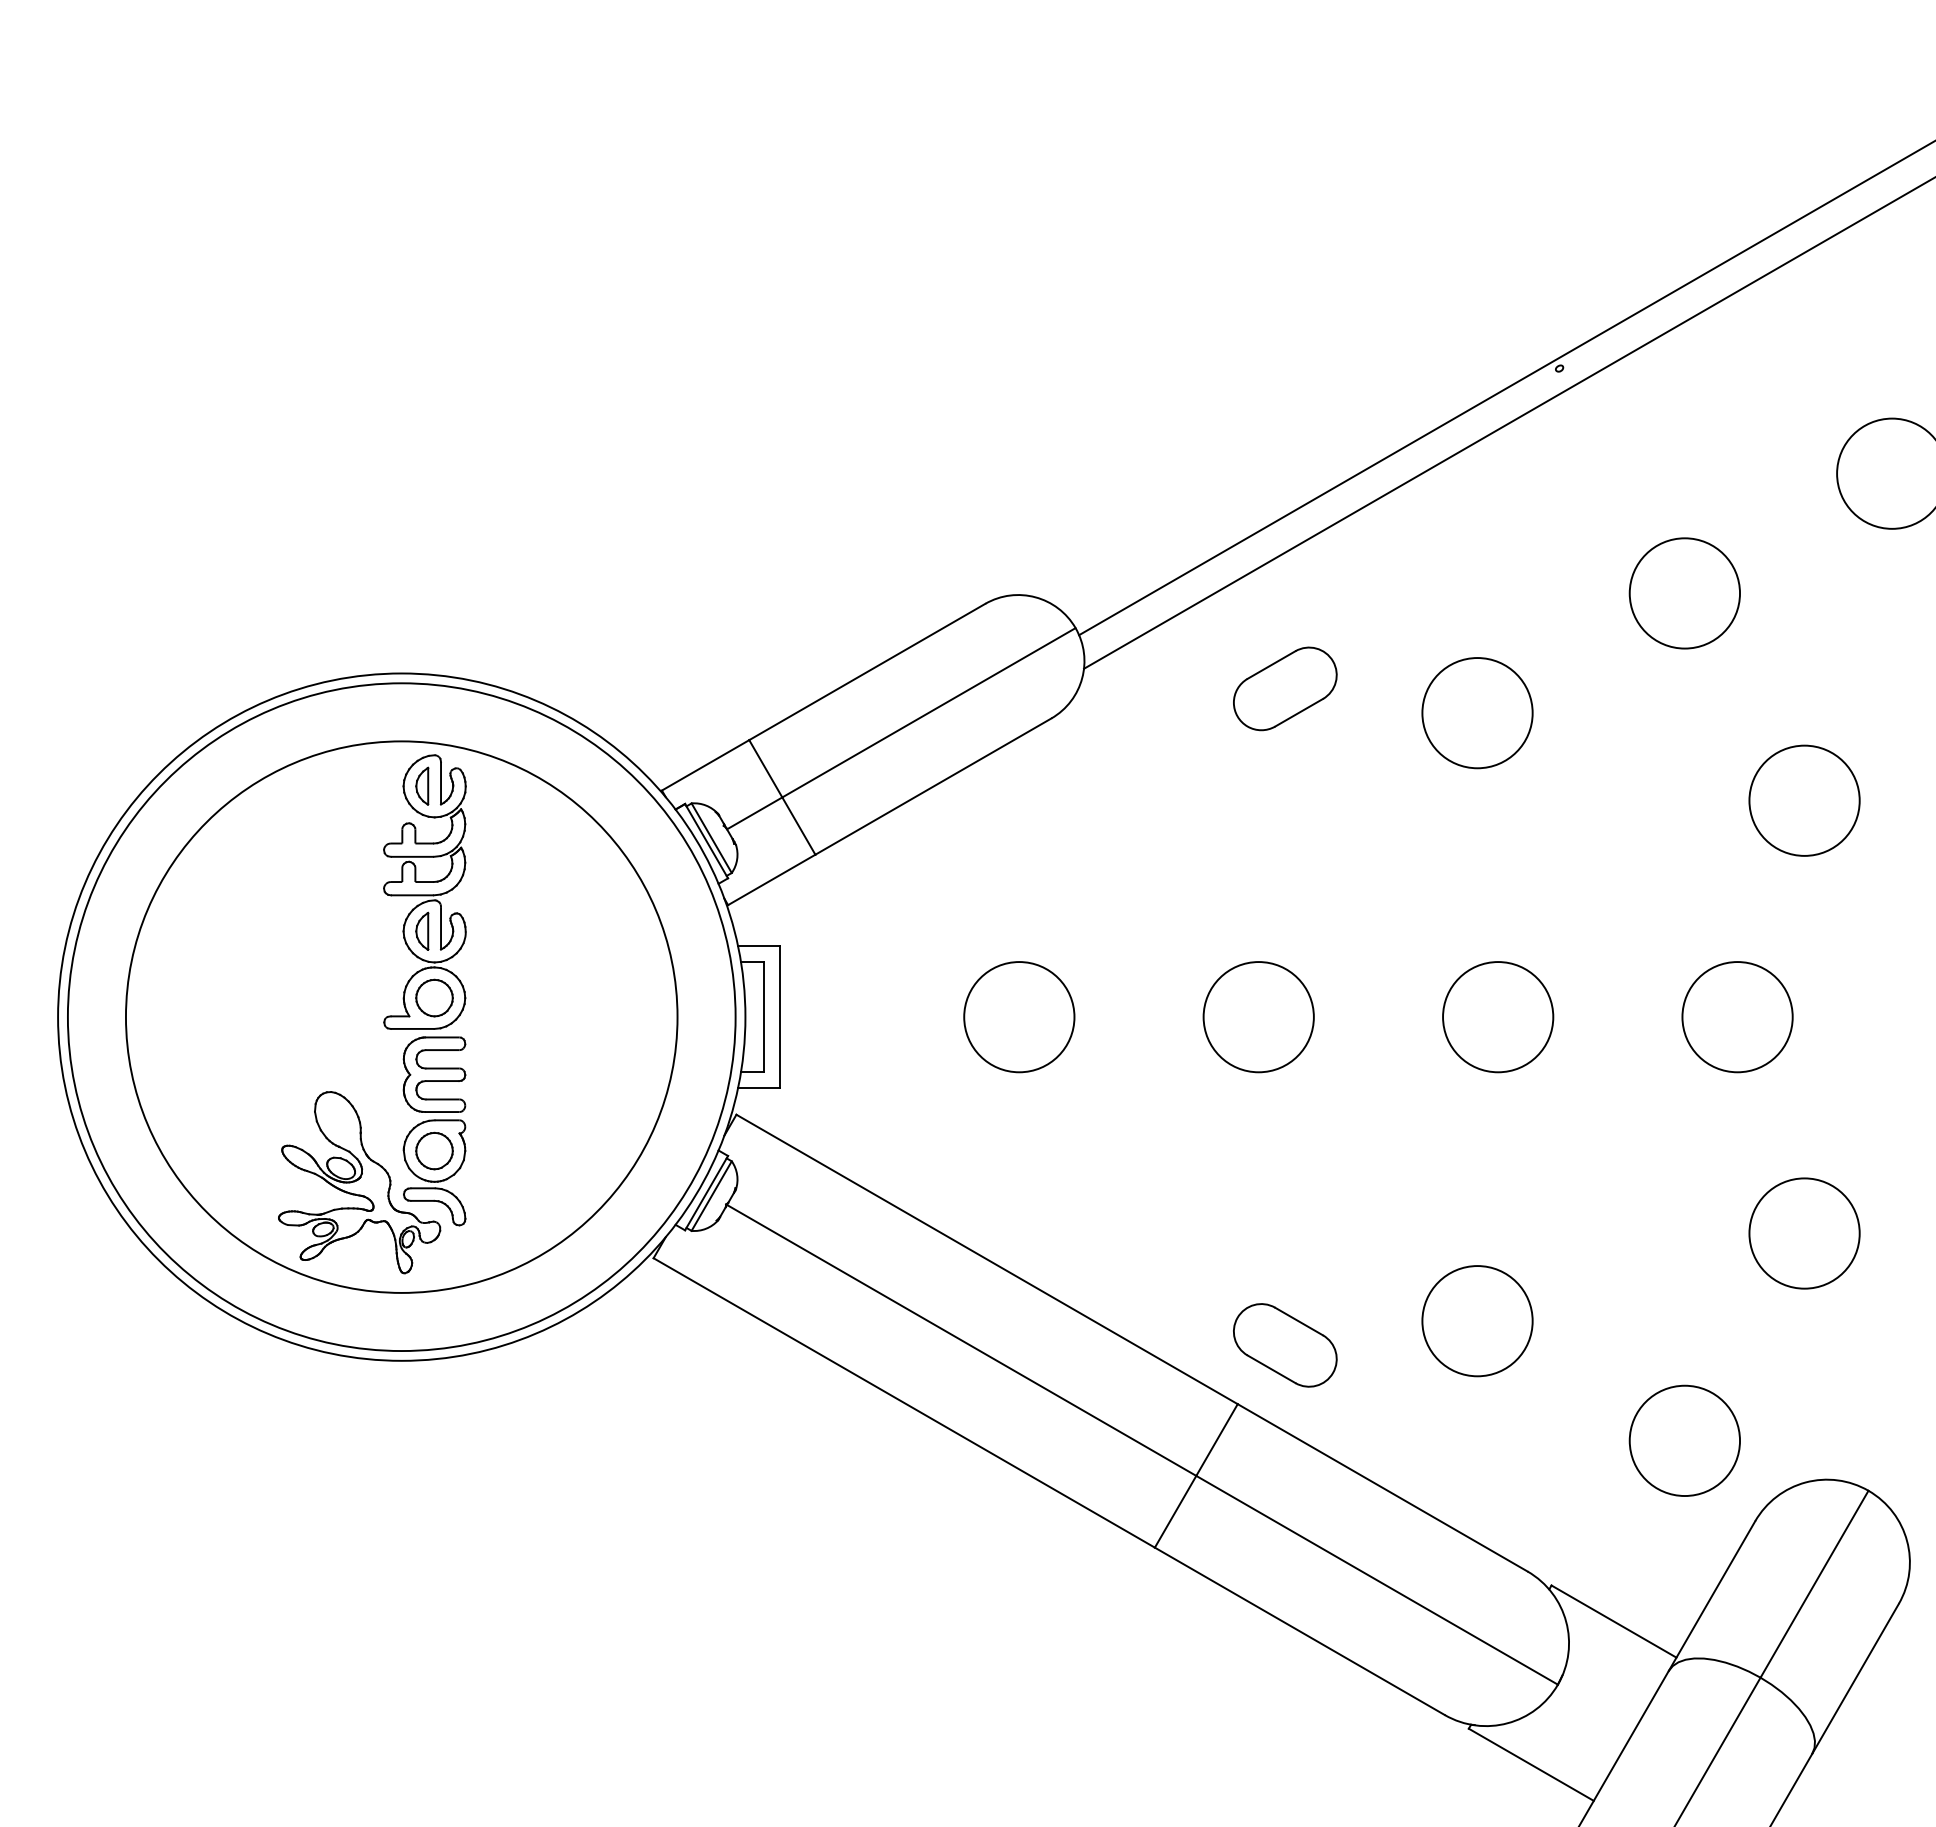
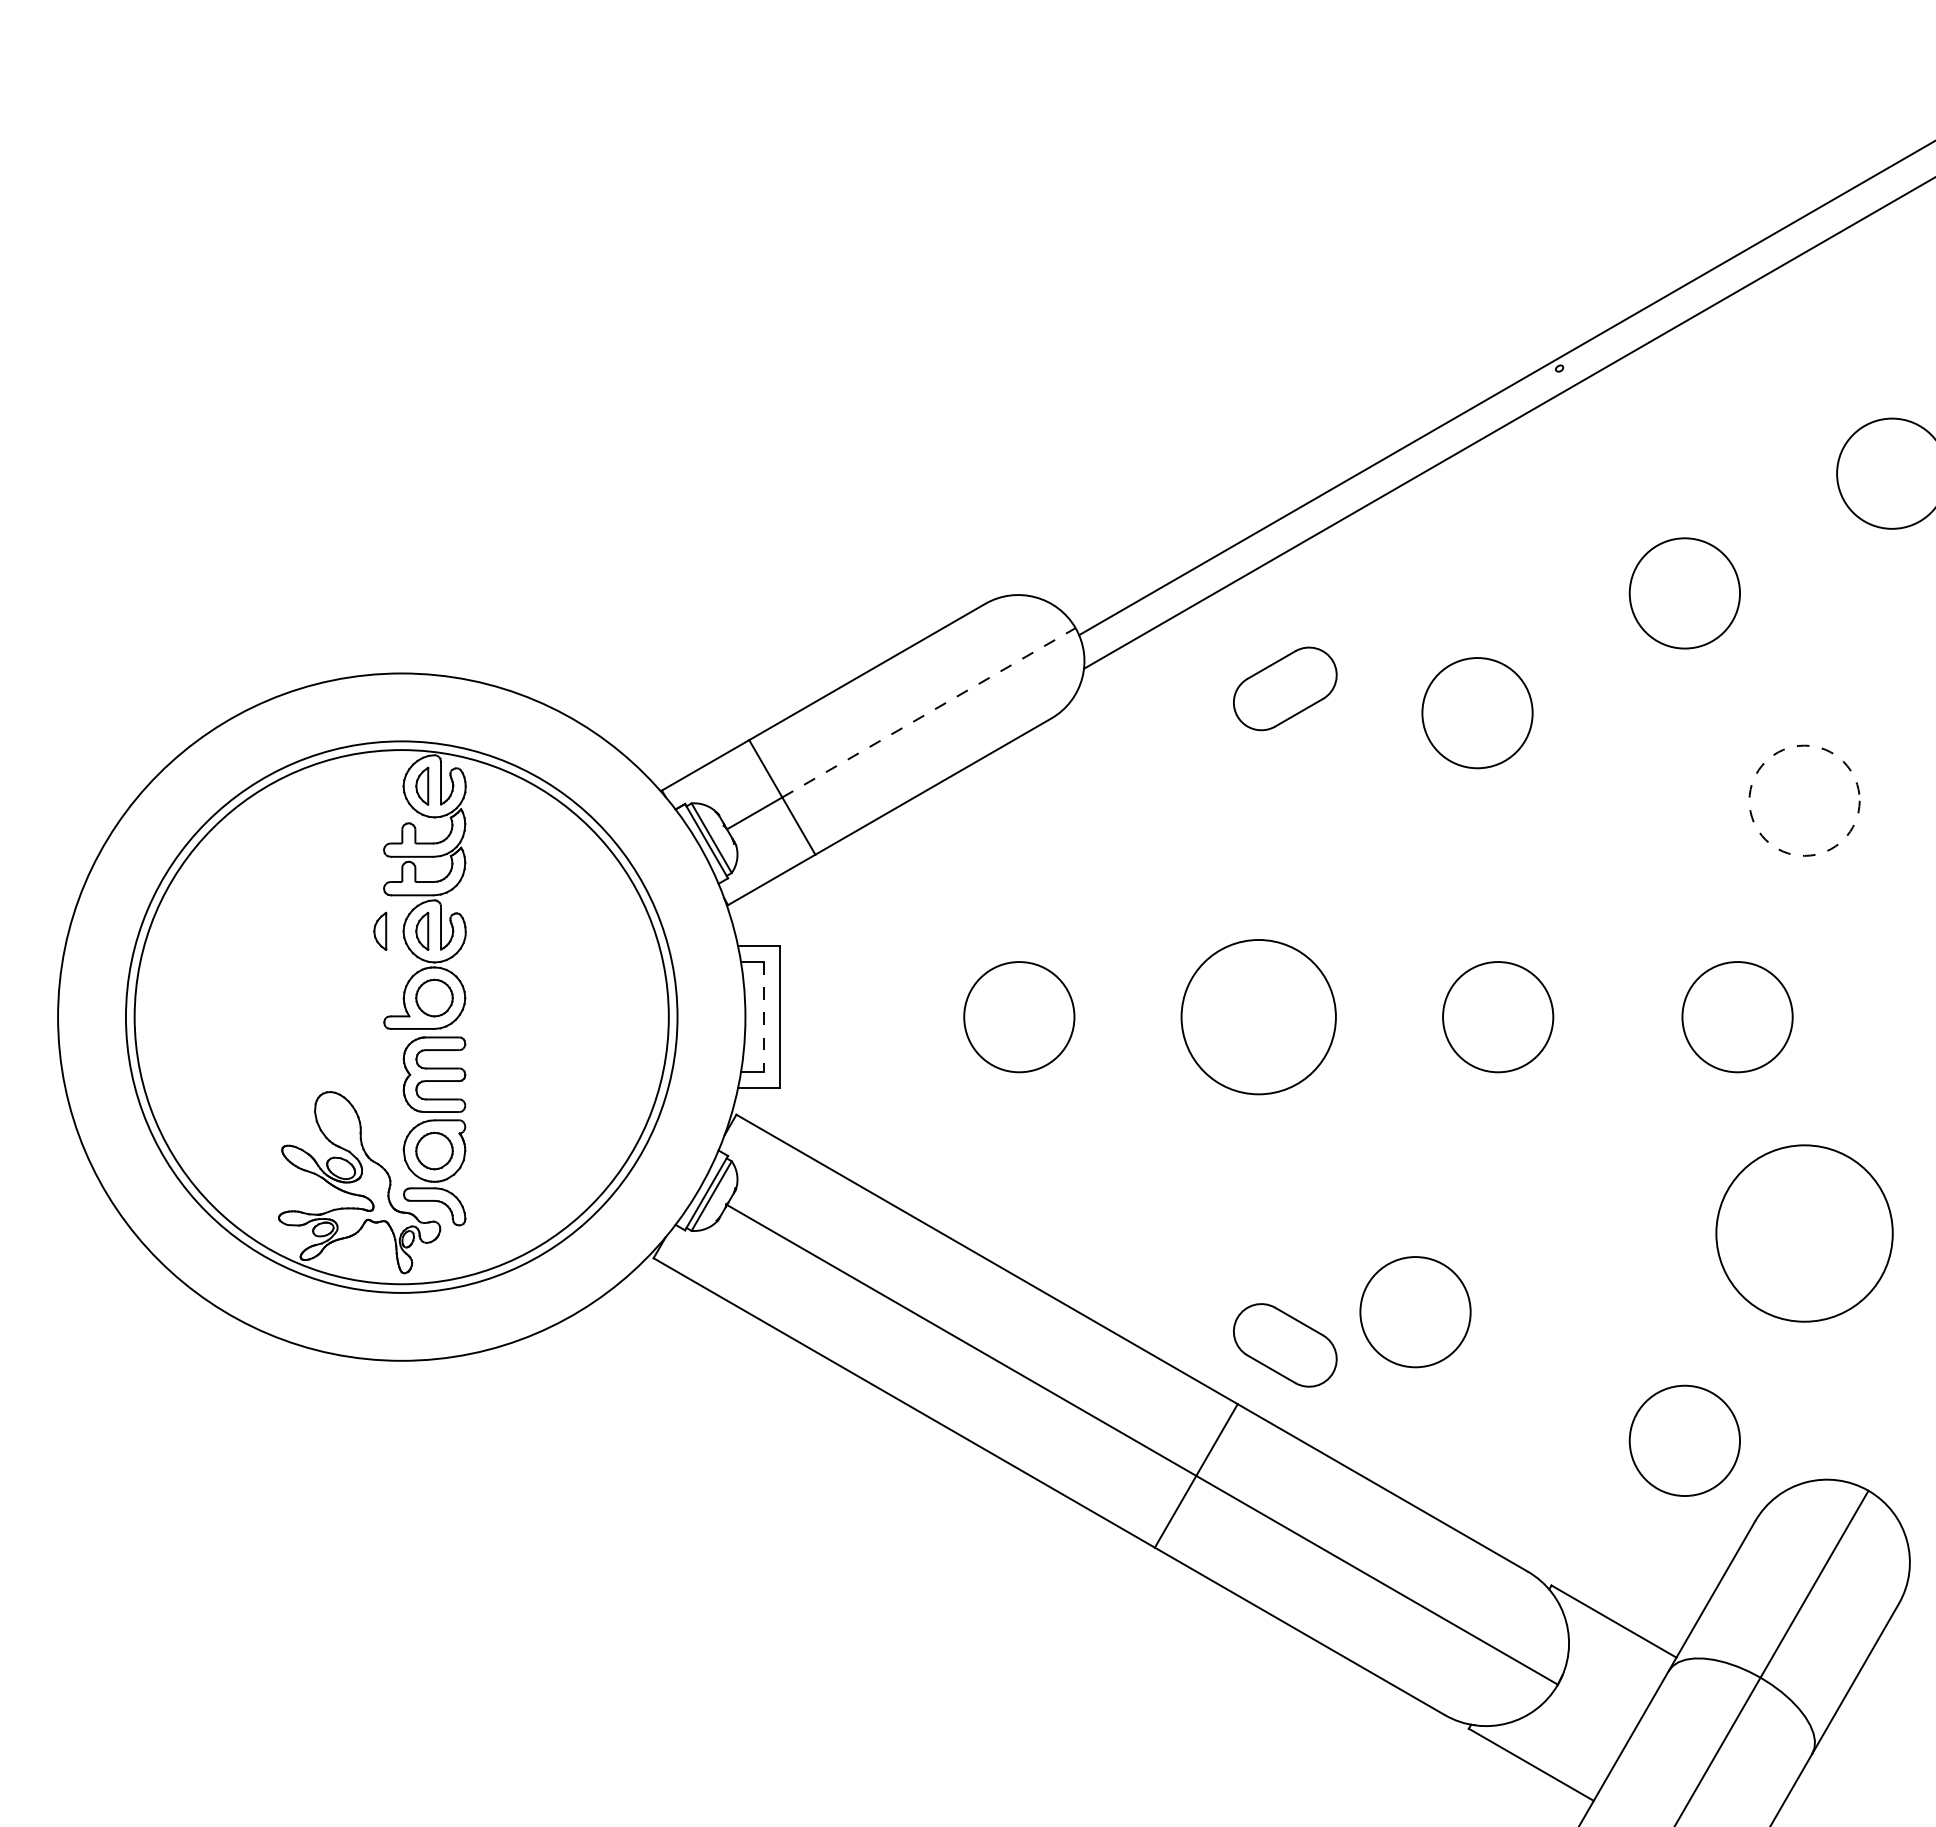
line: solid -> dashed (929, 712)
circle: solid -> dashed (1804, 800)
part: none -> present (380, 930)
circle diameter: 668 px -> 534 px (401, 1017)
line: solid -> dashed (764, 1017)
circle diameter: 110 px -> 154 px (1258, 1016)
circle diameter: 110 px -> 176 px (1804, 1233)
circle position: (1477, 1321) -> (1415, 1312) (1415, 1312)
